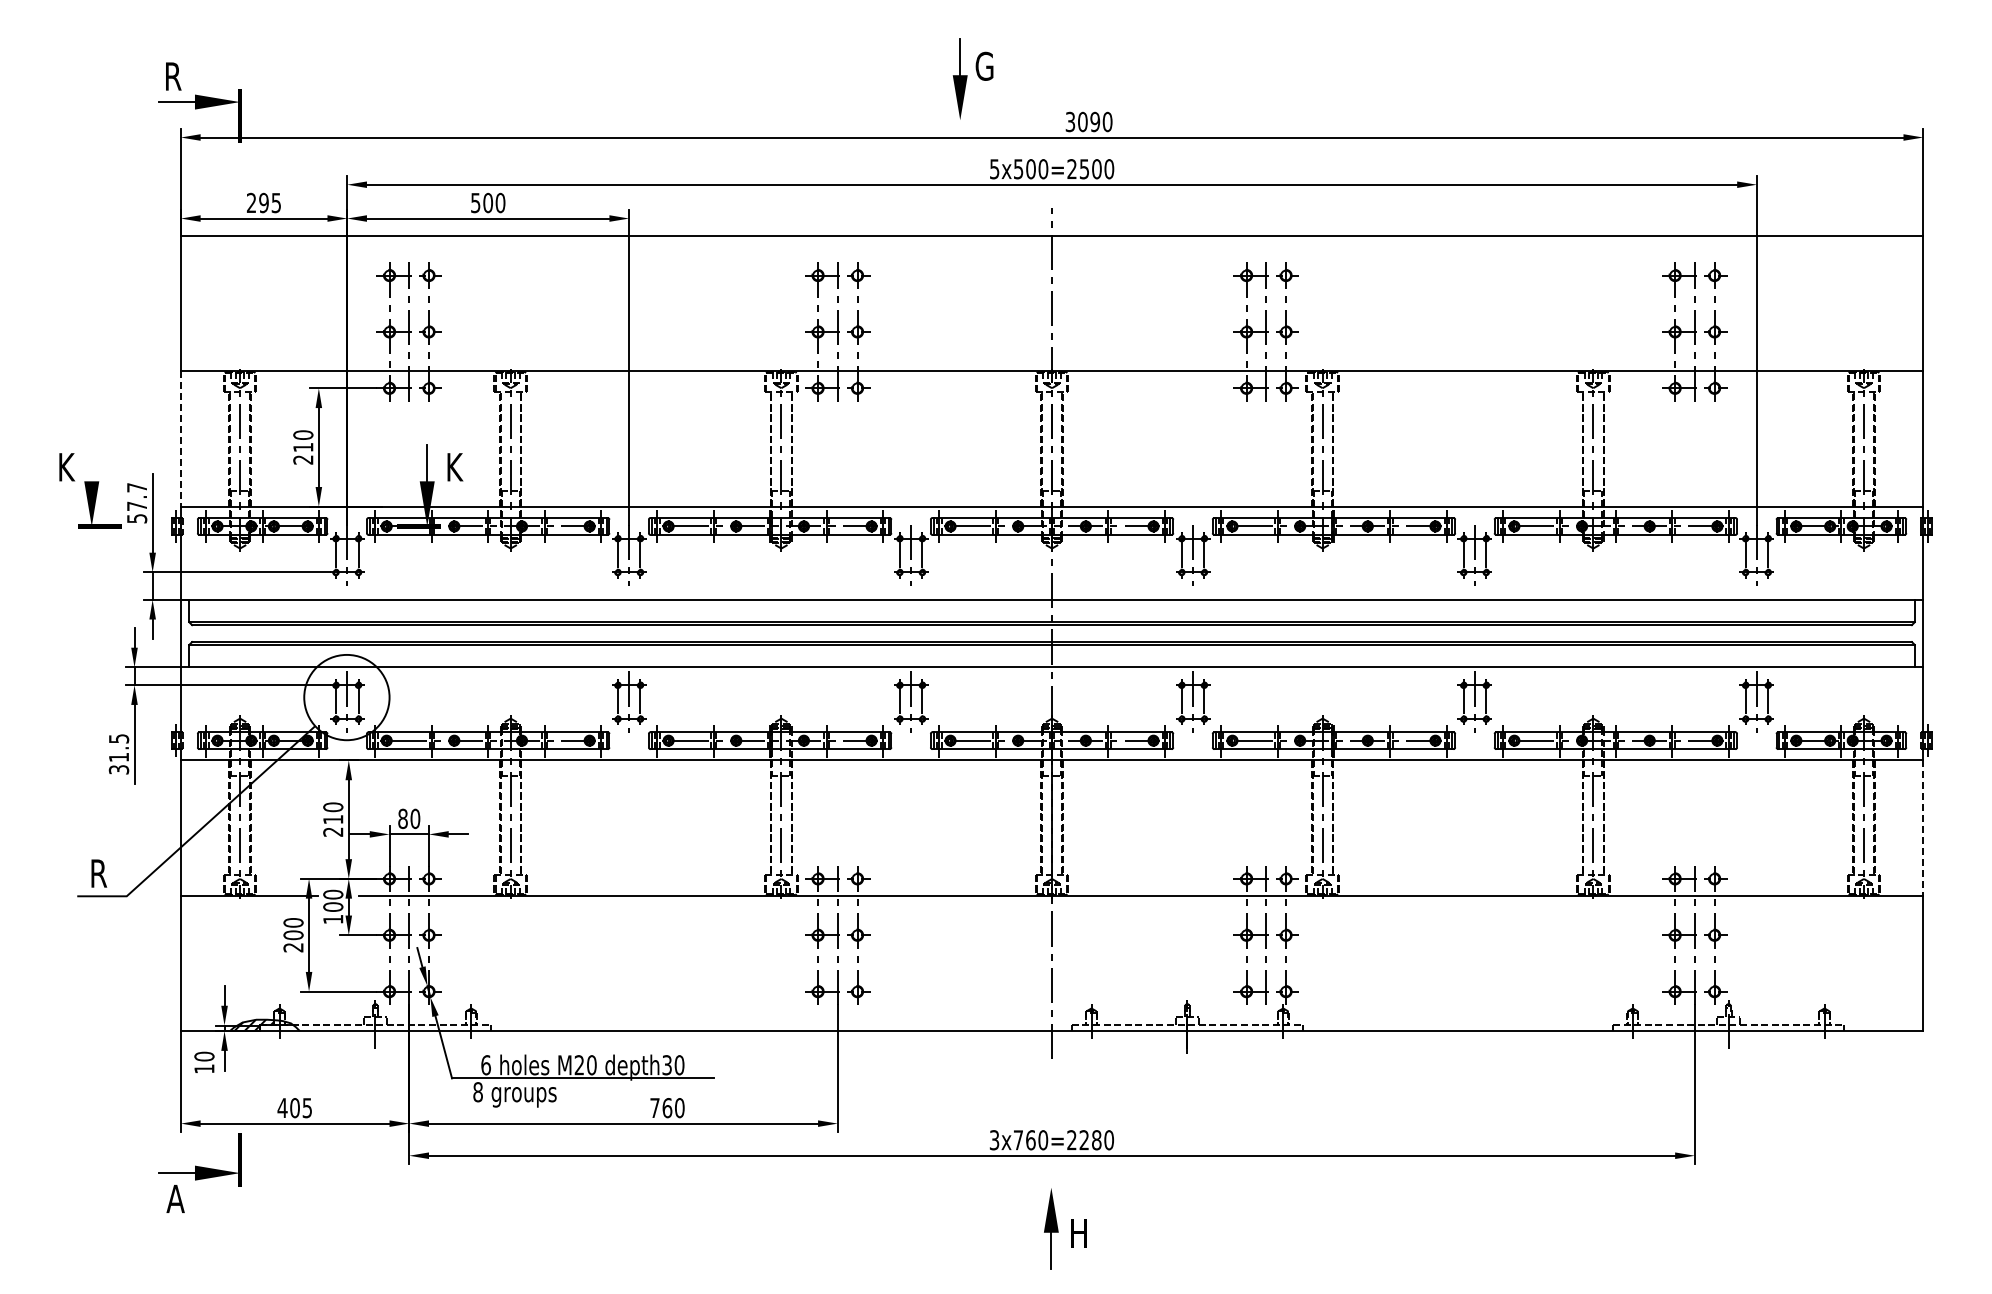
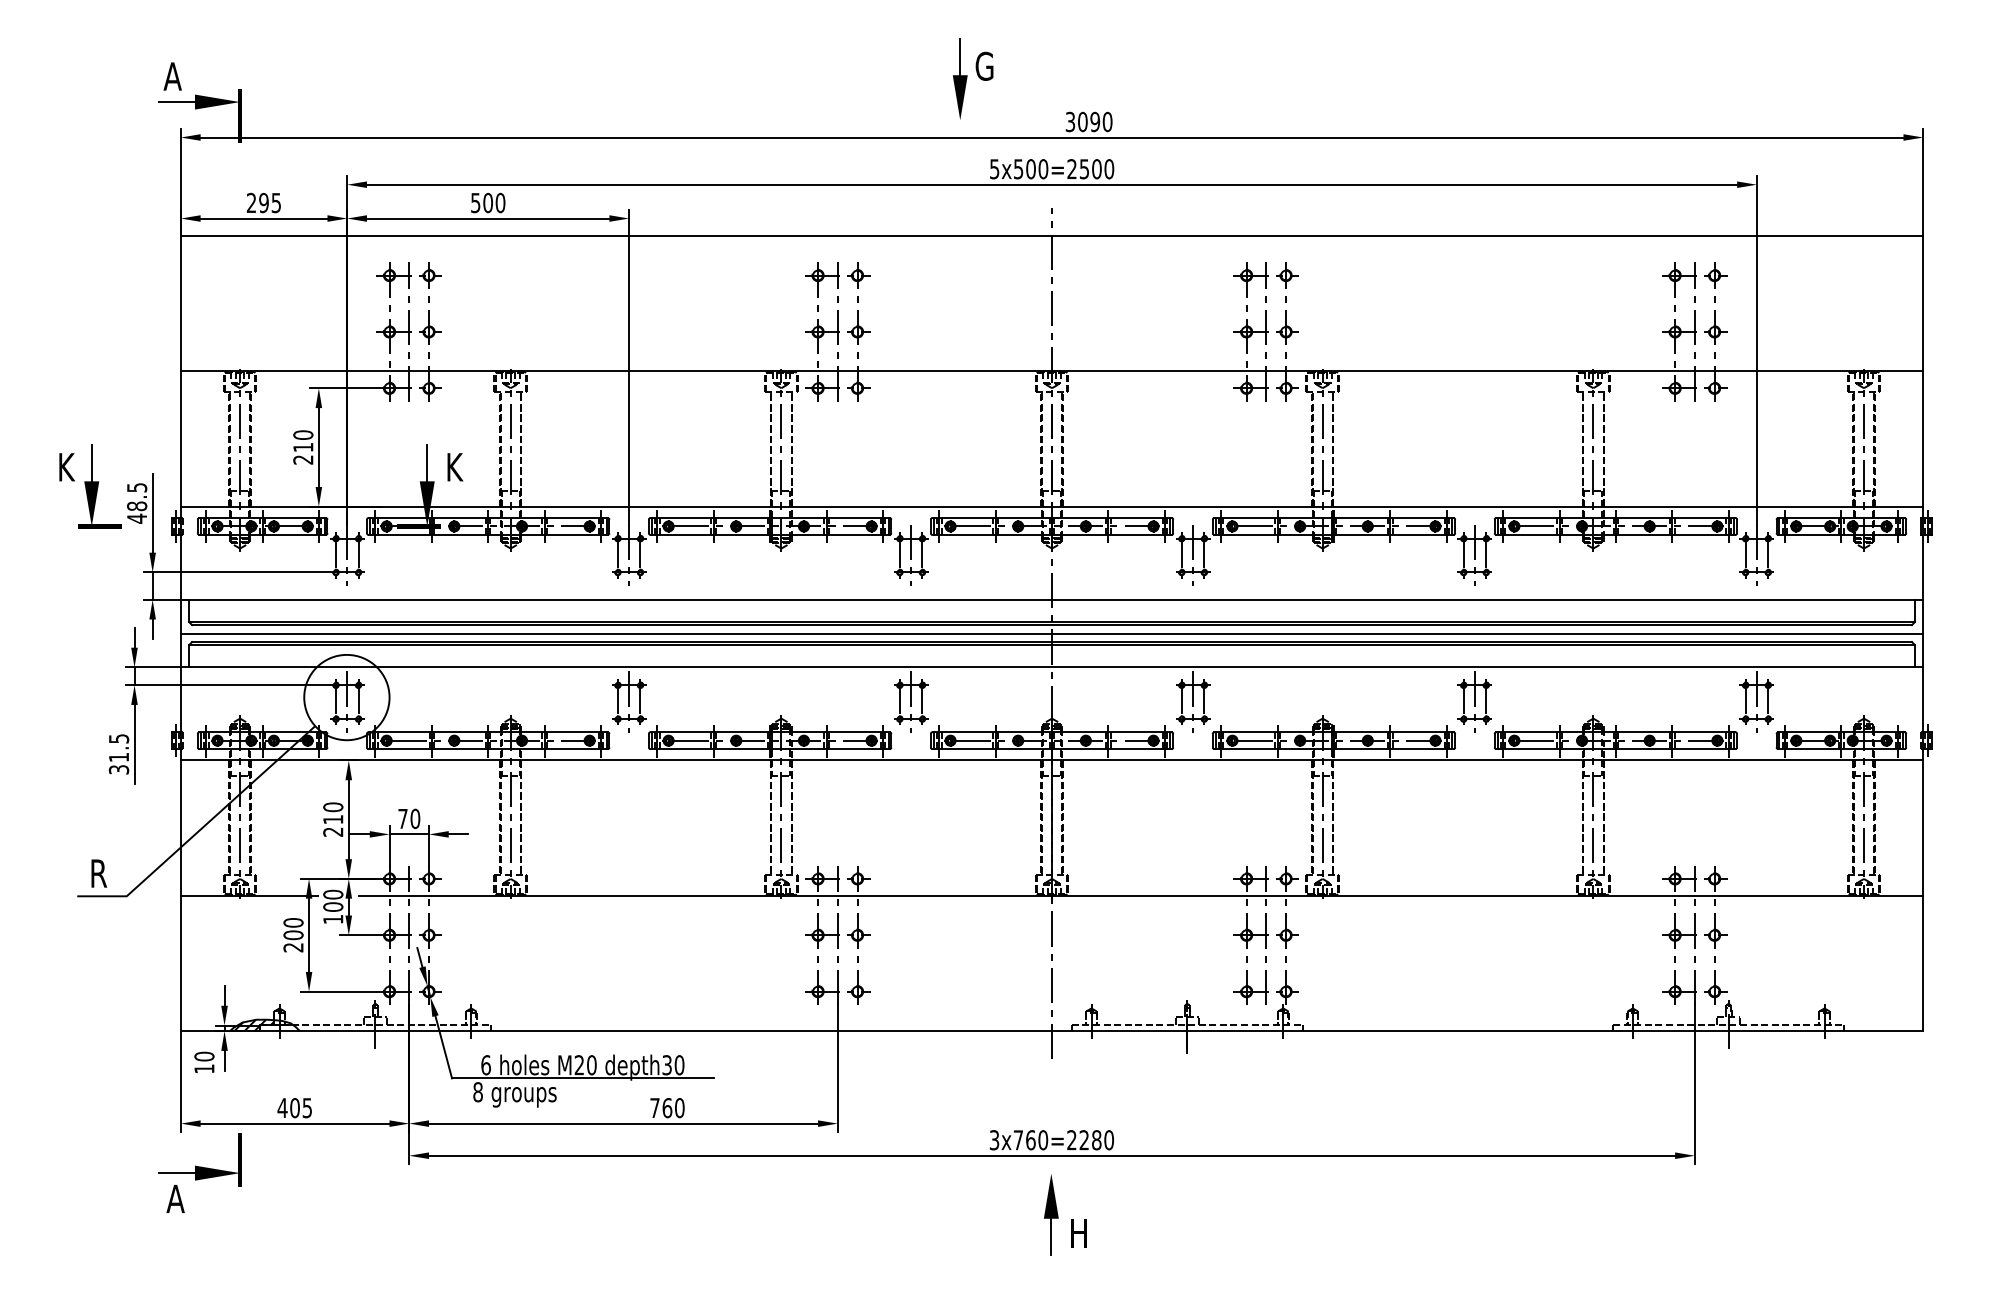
text: R -> A (172, 76)
line: dashed -> solid (180, 439)
line: none -> present (91, 462)
text: 57.7 -> 48.5 (137, 503)
line: none -> present (1051, 633)
text: 80 -> 70 (402, 818)
line: dashed -> solid (1923, 828)
part position: (1051, 1228) -> (1051, 1214) (1051, 1214)
